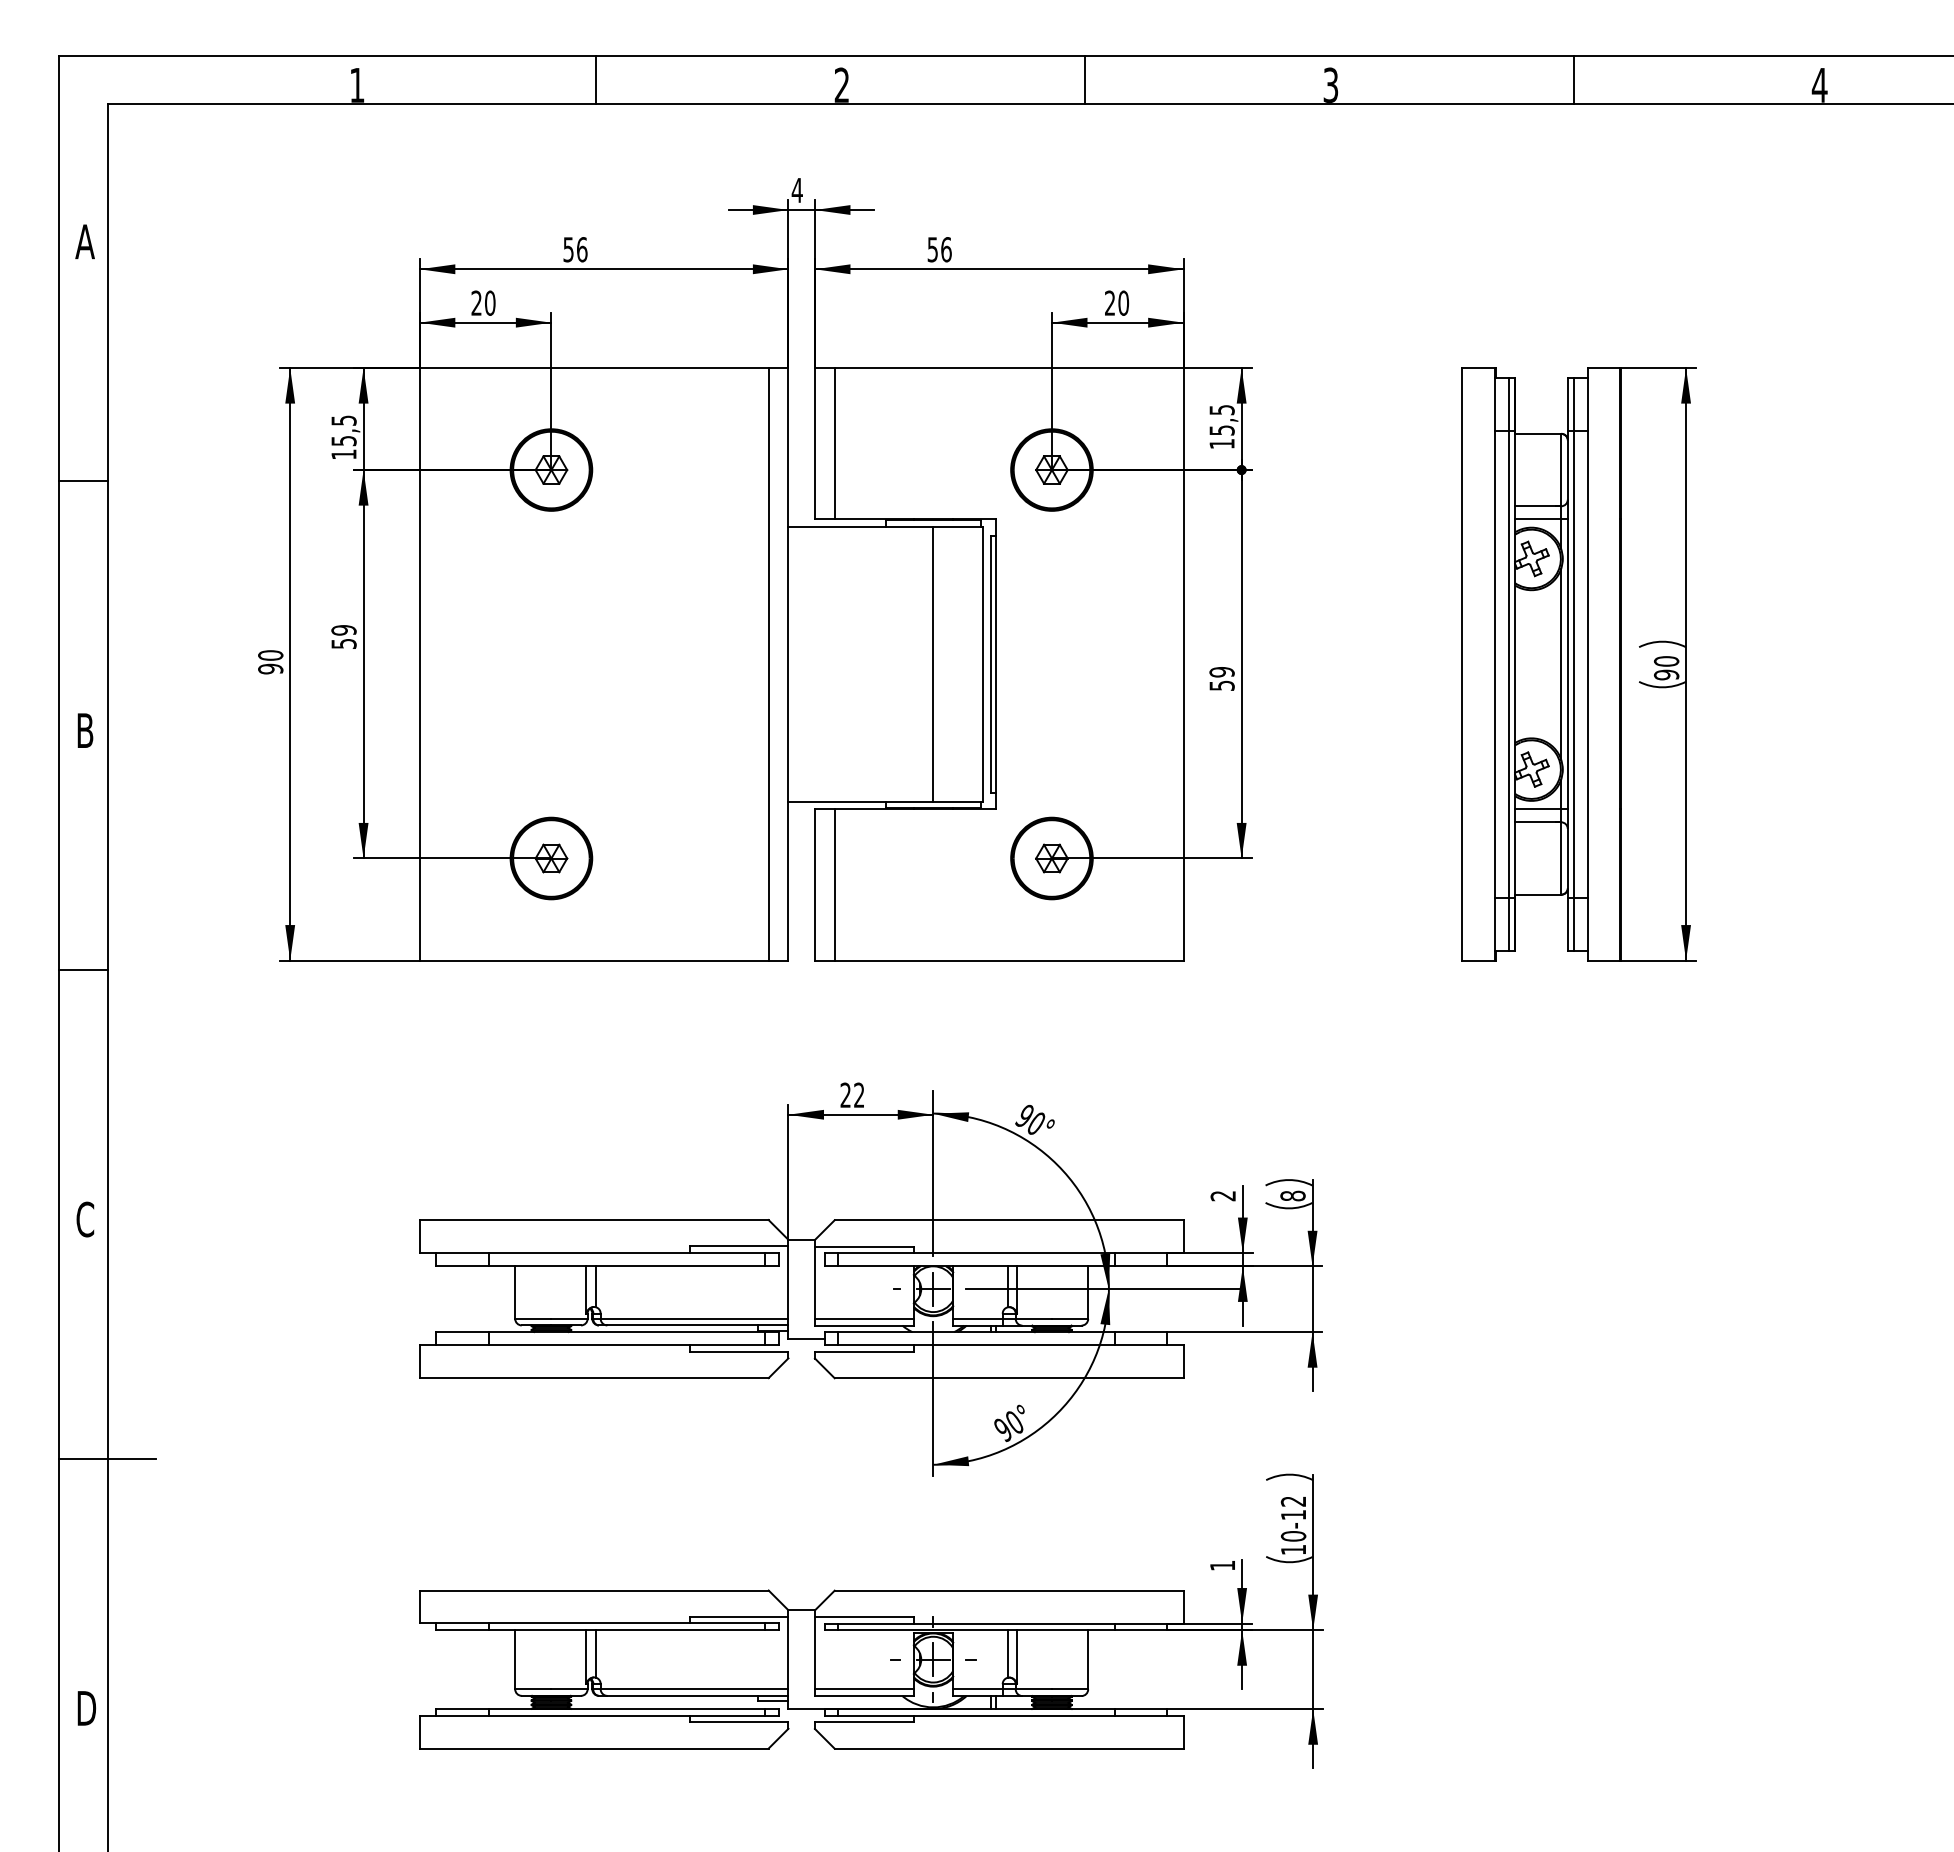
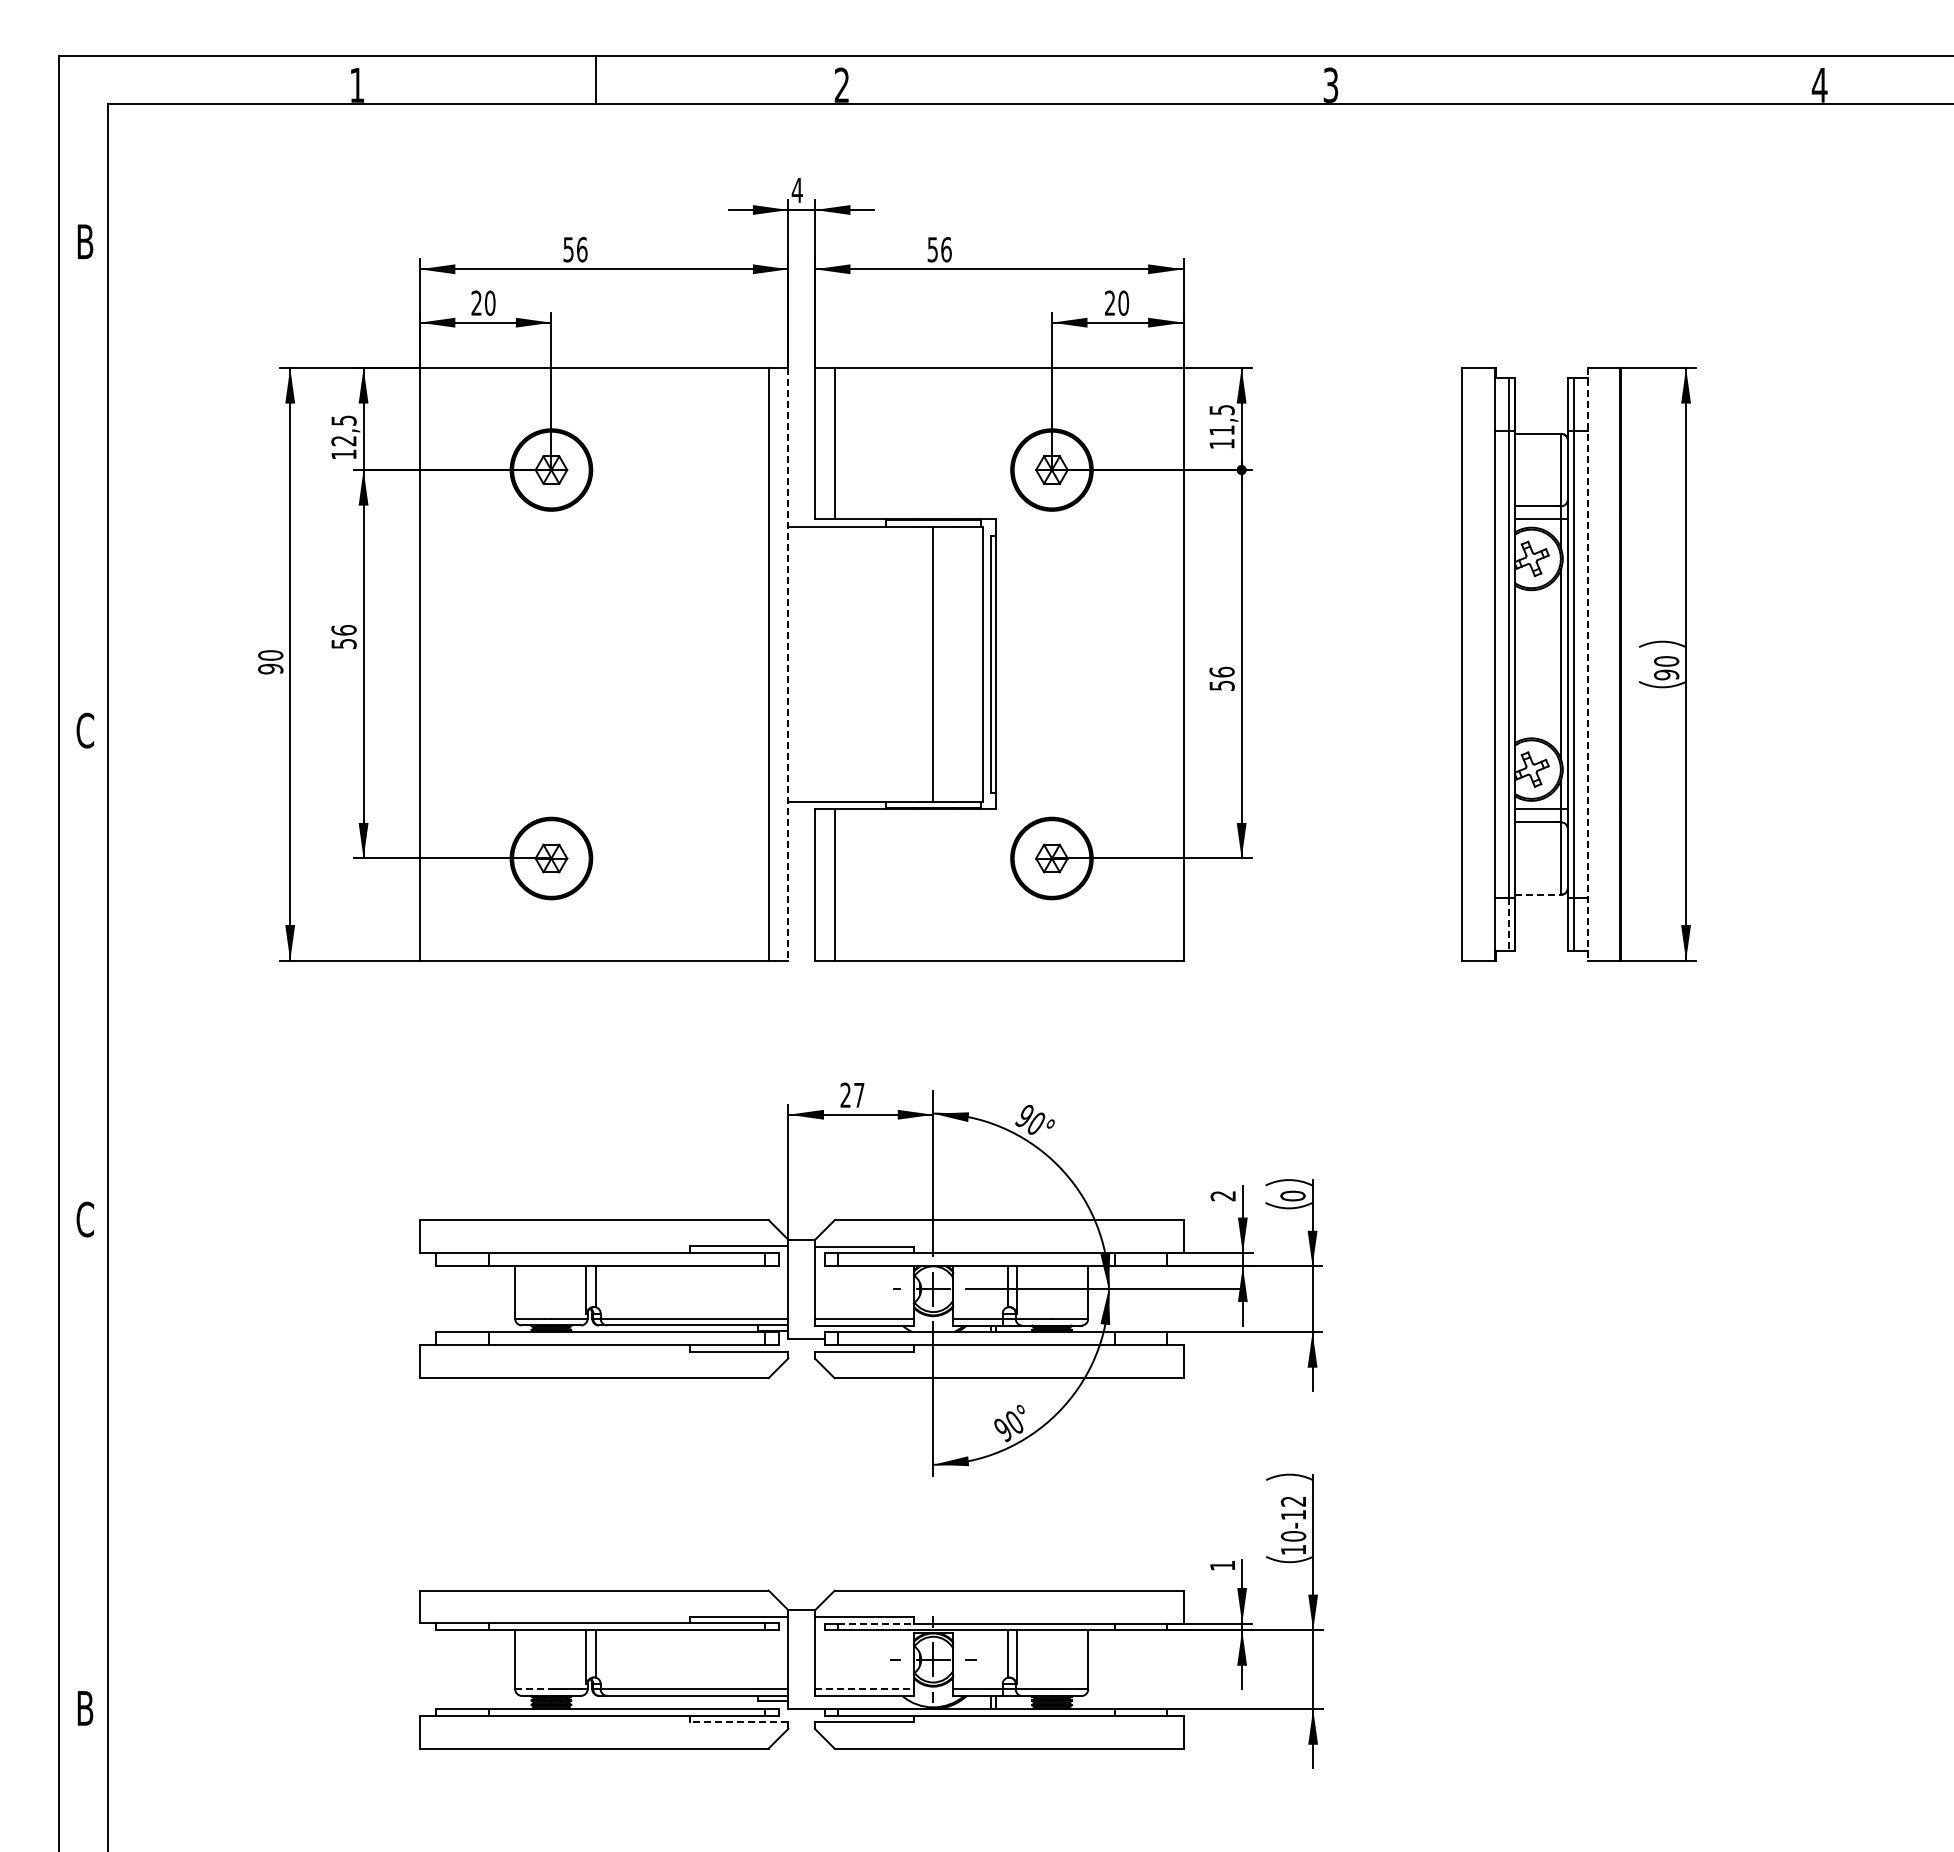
line: present -> none (1085, 79)
line: present -> none (1574, 79)
text: A -> B (84, 241)
text: 15,5 -> 11,5 (1221, 430)
text: 15,5 -> 12,5 (343, 441)
line: present -> none (82, 480)
text: 59 -> 56 (343, 629)
line: solid -> dashed (788, 664)
line: solid -> dashed (1587, 664)
text: 59 -> 56 (1221, 671)
text: B -> C (85, 730)
line: solid -> dashed (1538, 894)
line: solid -> dashed (1508, 924)
line: present -> none (82, 969)
text: 22 -> 27 (859, 1094)
text: 8 -> 0 (1292, 1195)
line: present -> none (107, 1458)
line: solid -> dashed (875, 1623)
line: solid -> dashed (533, 1689)
line: solid -> dashed (864, 1689)
text: D -> B (88, 1708)
line: solid -> dashed (738, 1722)
